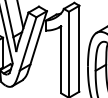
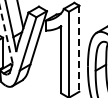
line: solid -> dashed (6, 35)
line: solid -> dashed (79, 49)
